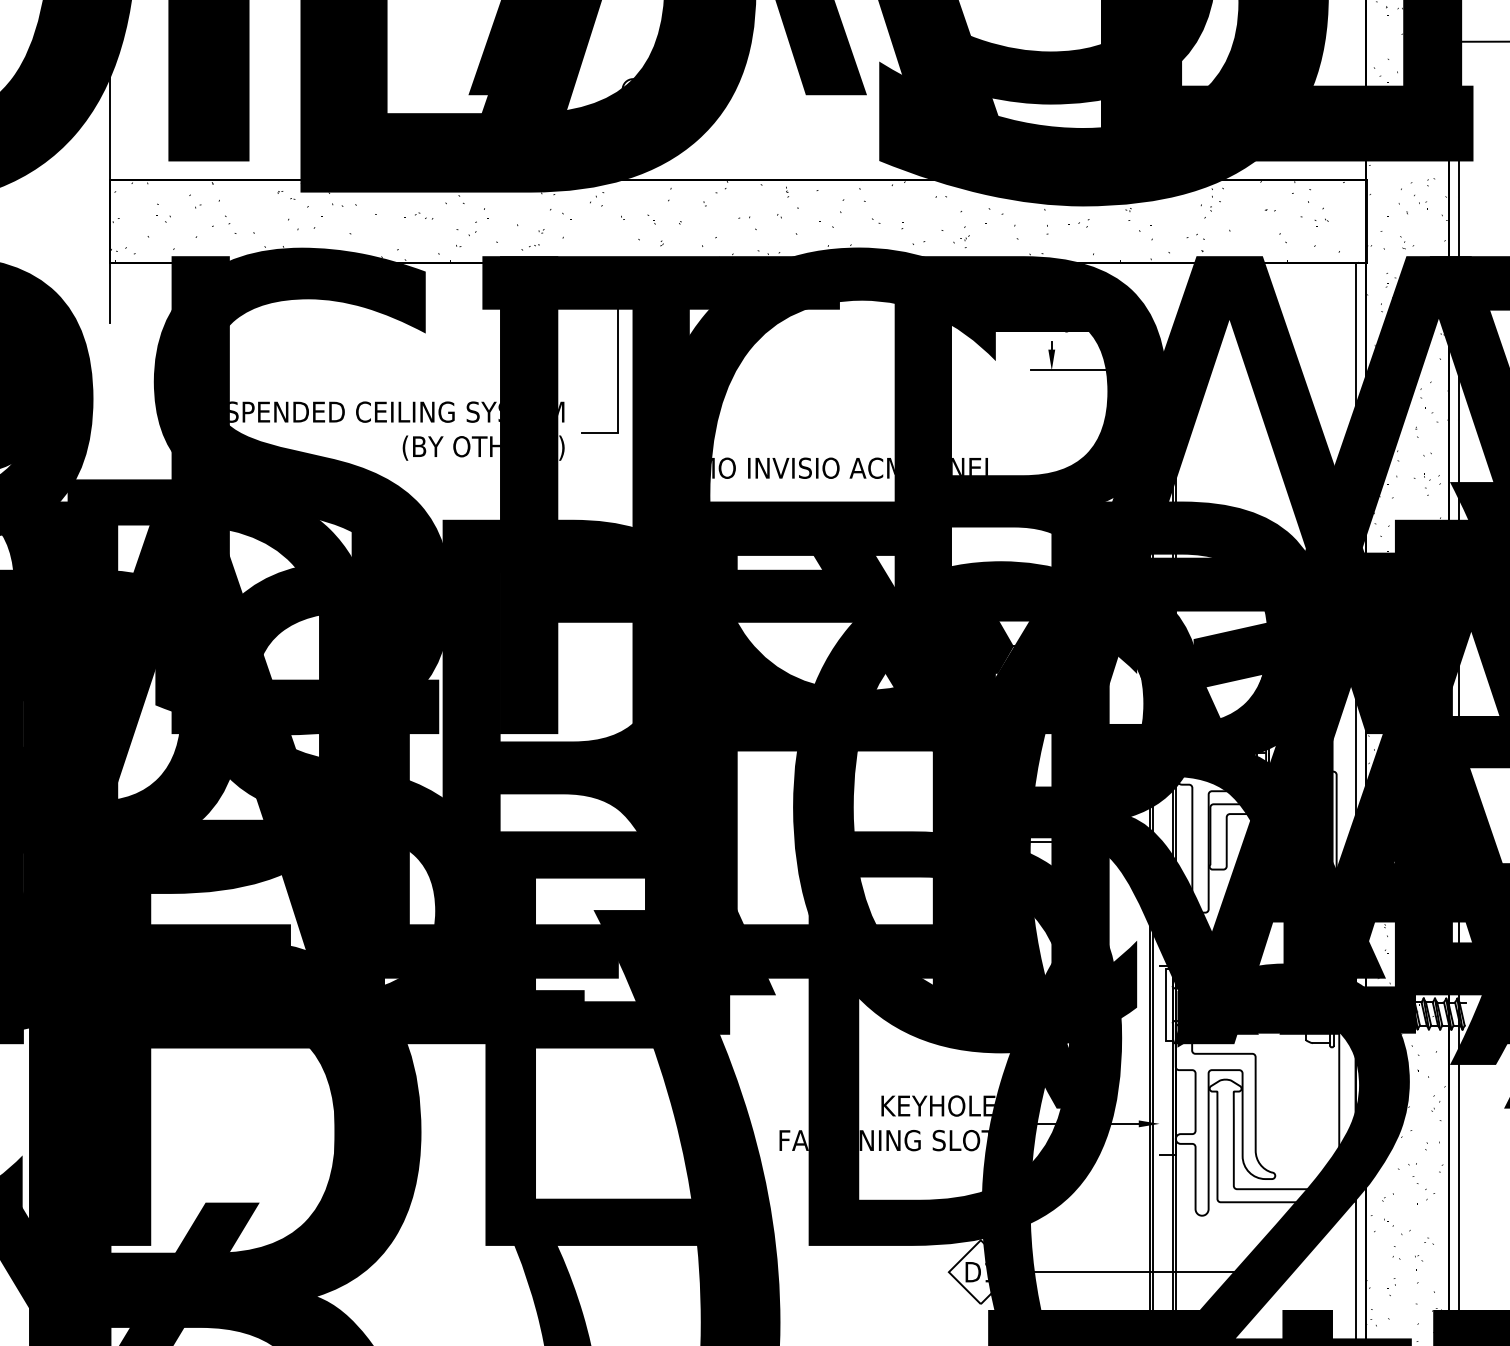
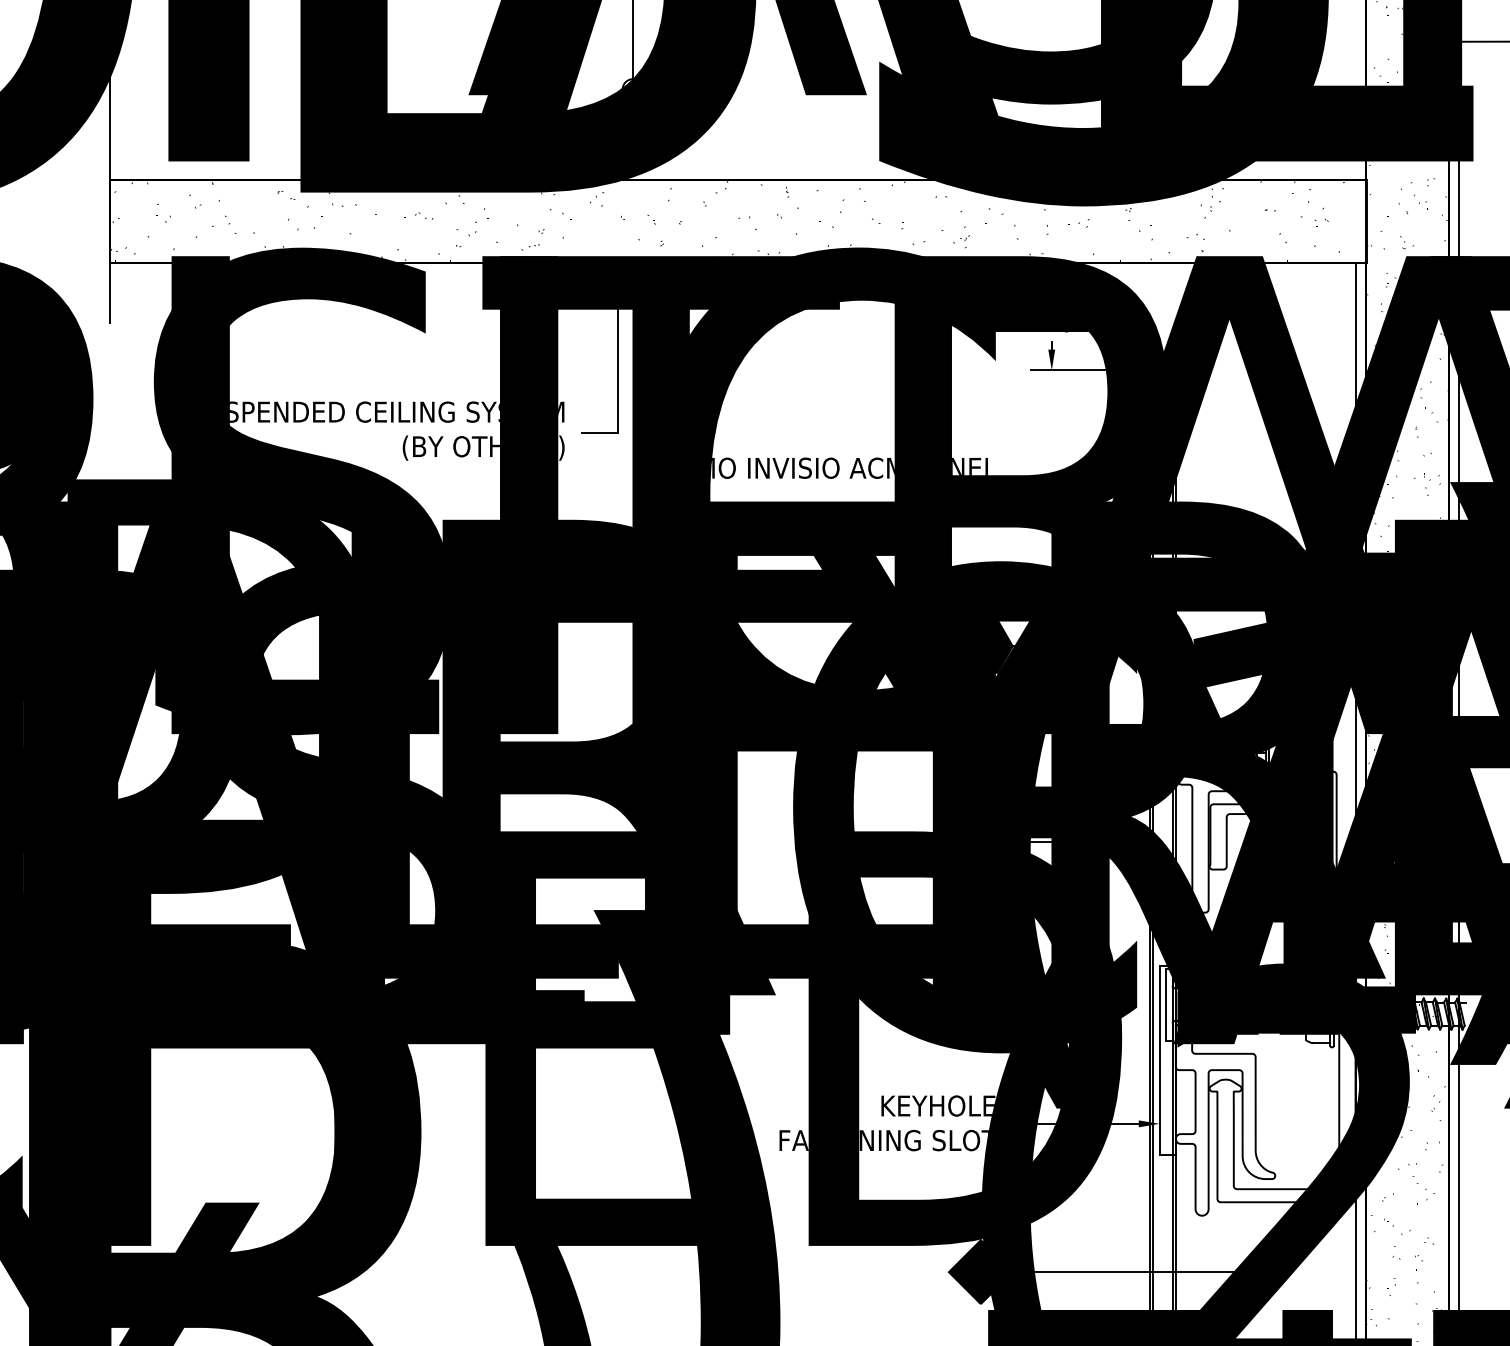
line: none -> present (633, 40)
line: none -> present (1159, 1059)
fill: none -> present (980, 1272)
